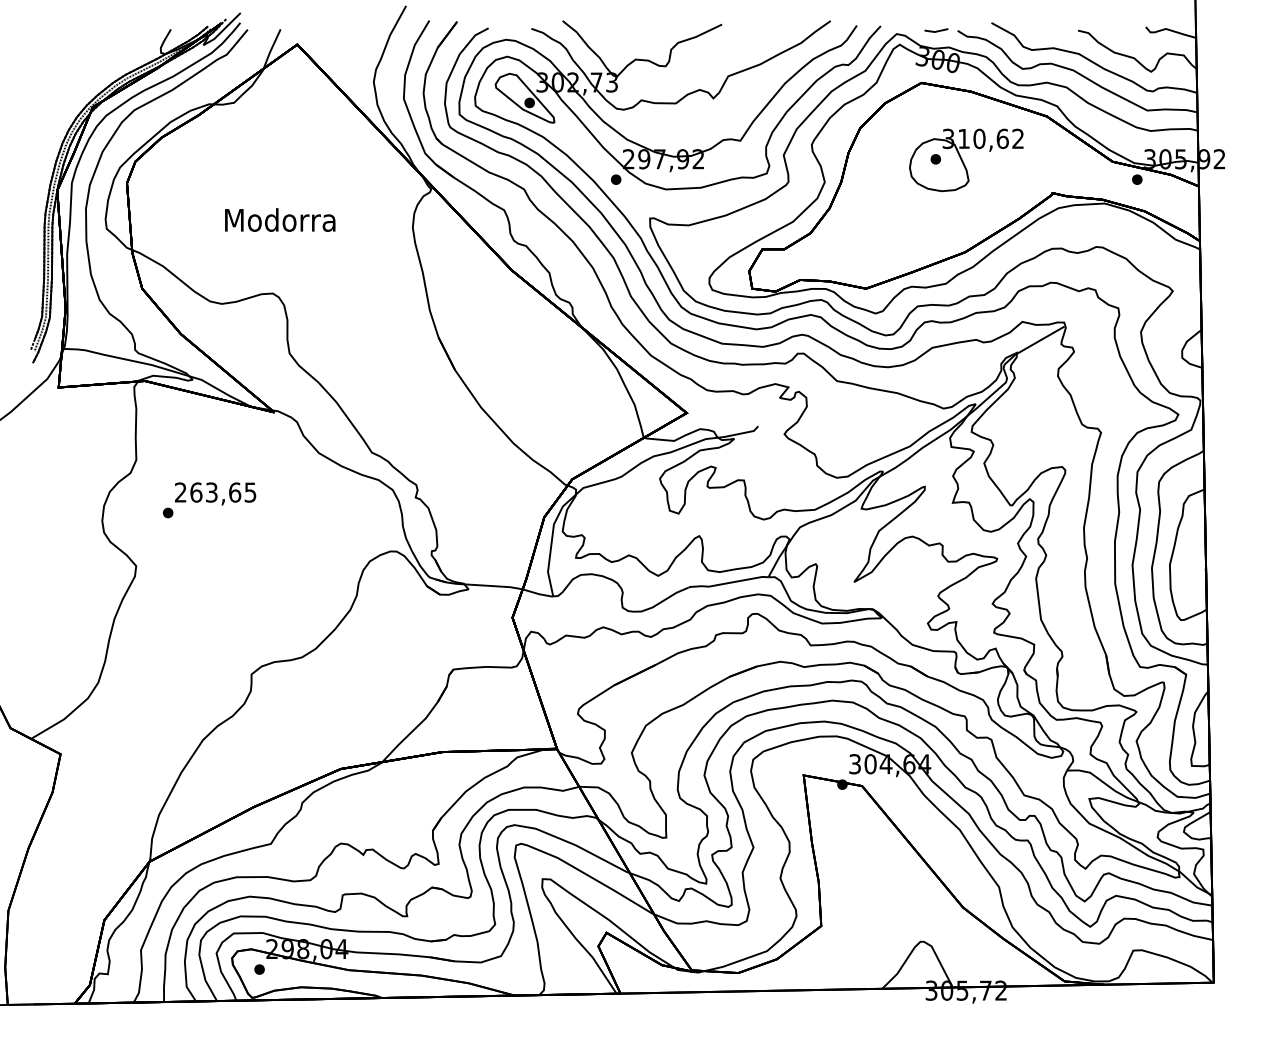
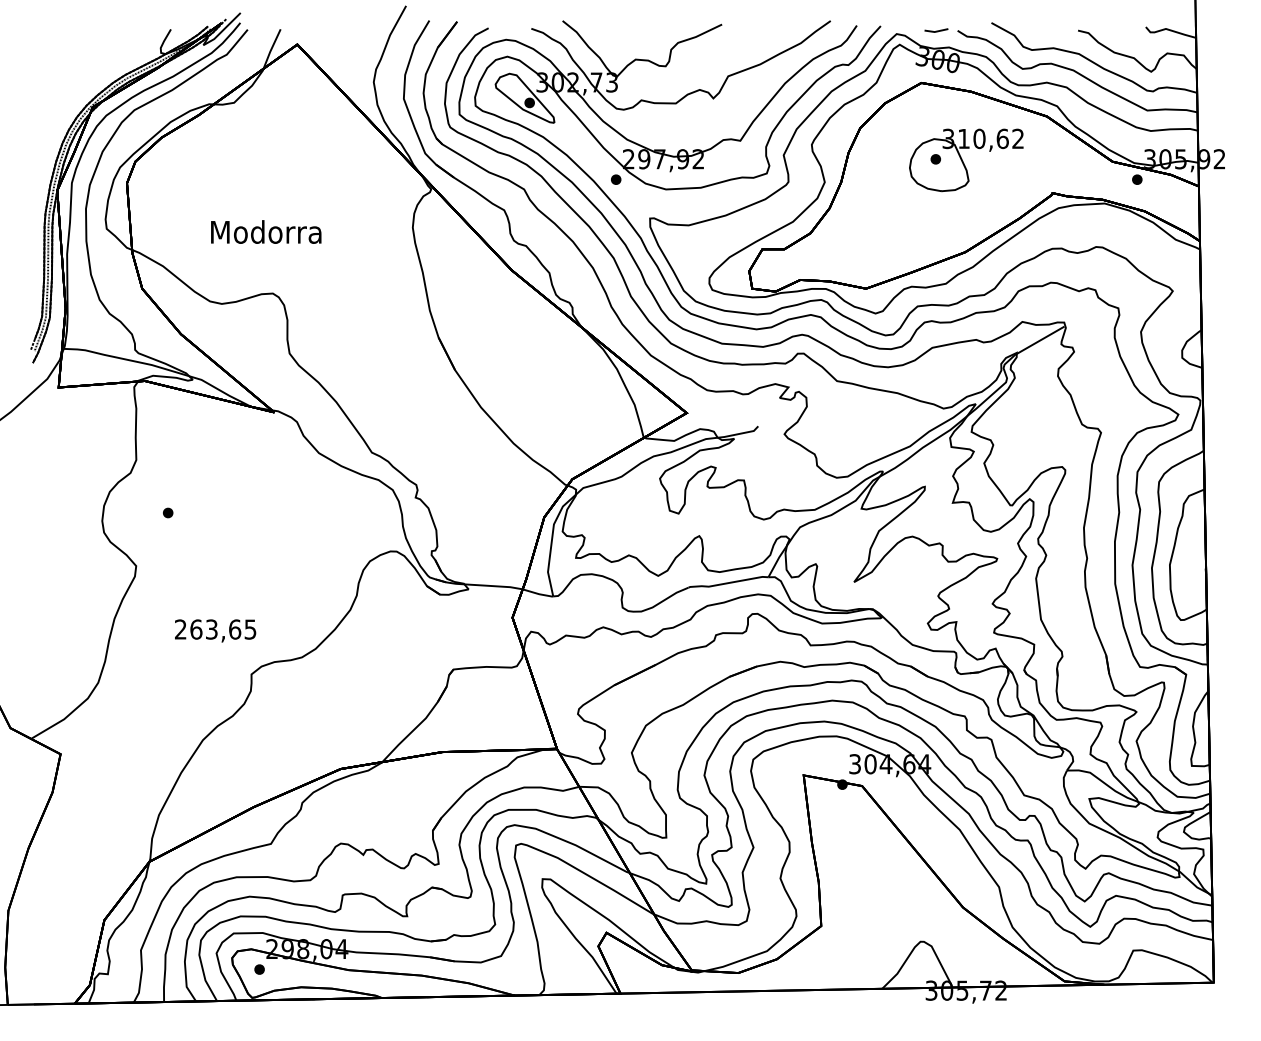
text position: (280, 219) -> (266, 231) (266, 231)
text position: (215, 493) -> (215, 630) (215, 630)
